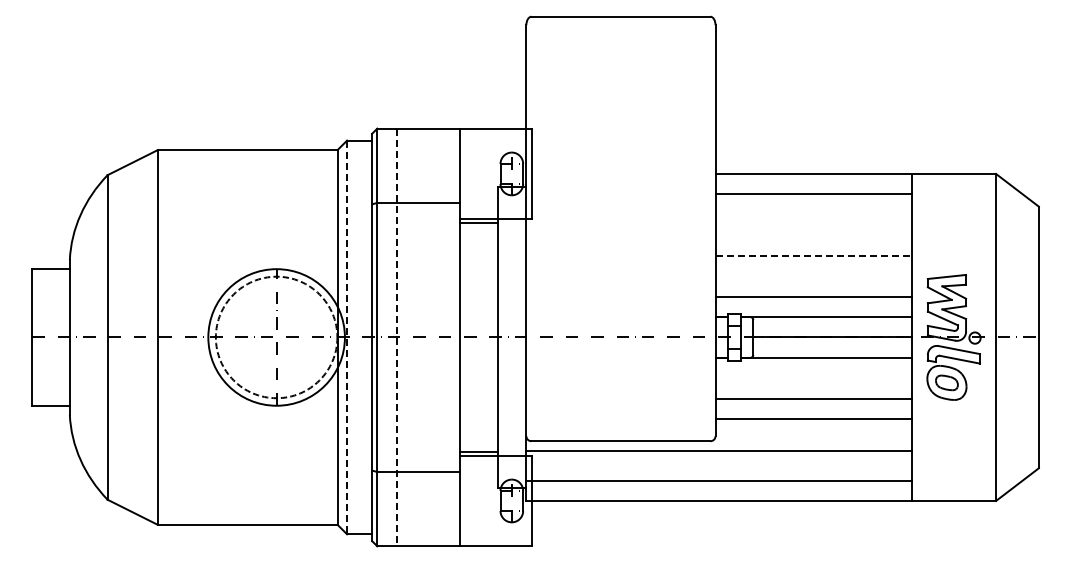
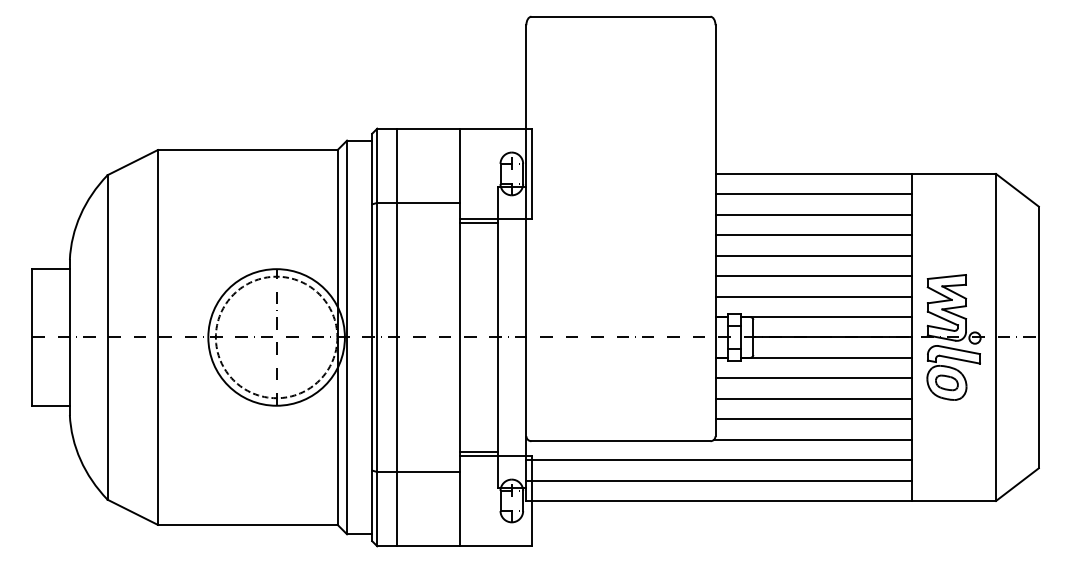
line: none -> present (813, 214)
line: none -> present (813, 235)
line: dashed -> solid (814, 255)
line: none -> present (813, 276)
line: dashed -> solid (347, 337)
line: dashed -> solid (397, 337)
line: none -> present (813, 378)
line: none -> present (812, 439)
line position: (718, 451) -> (718, 460) (718, 460)
